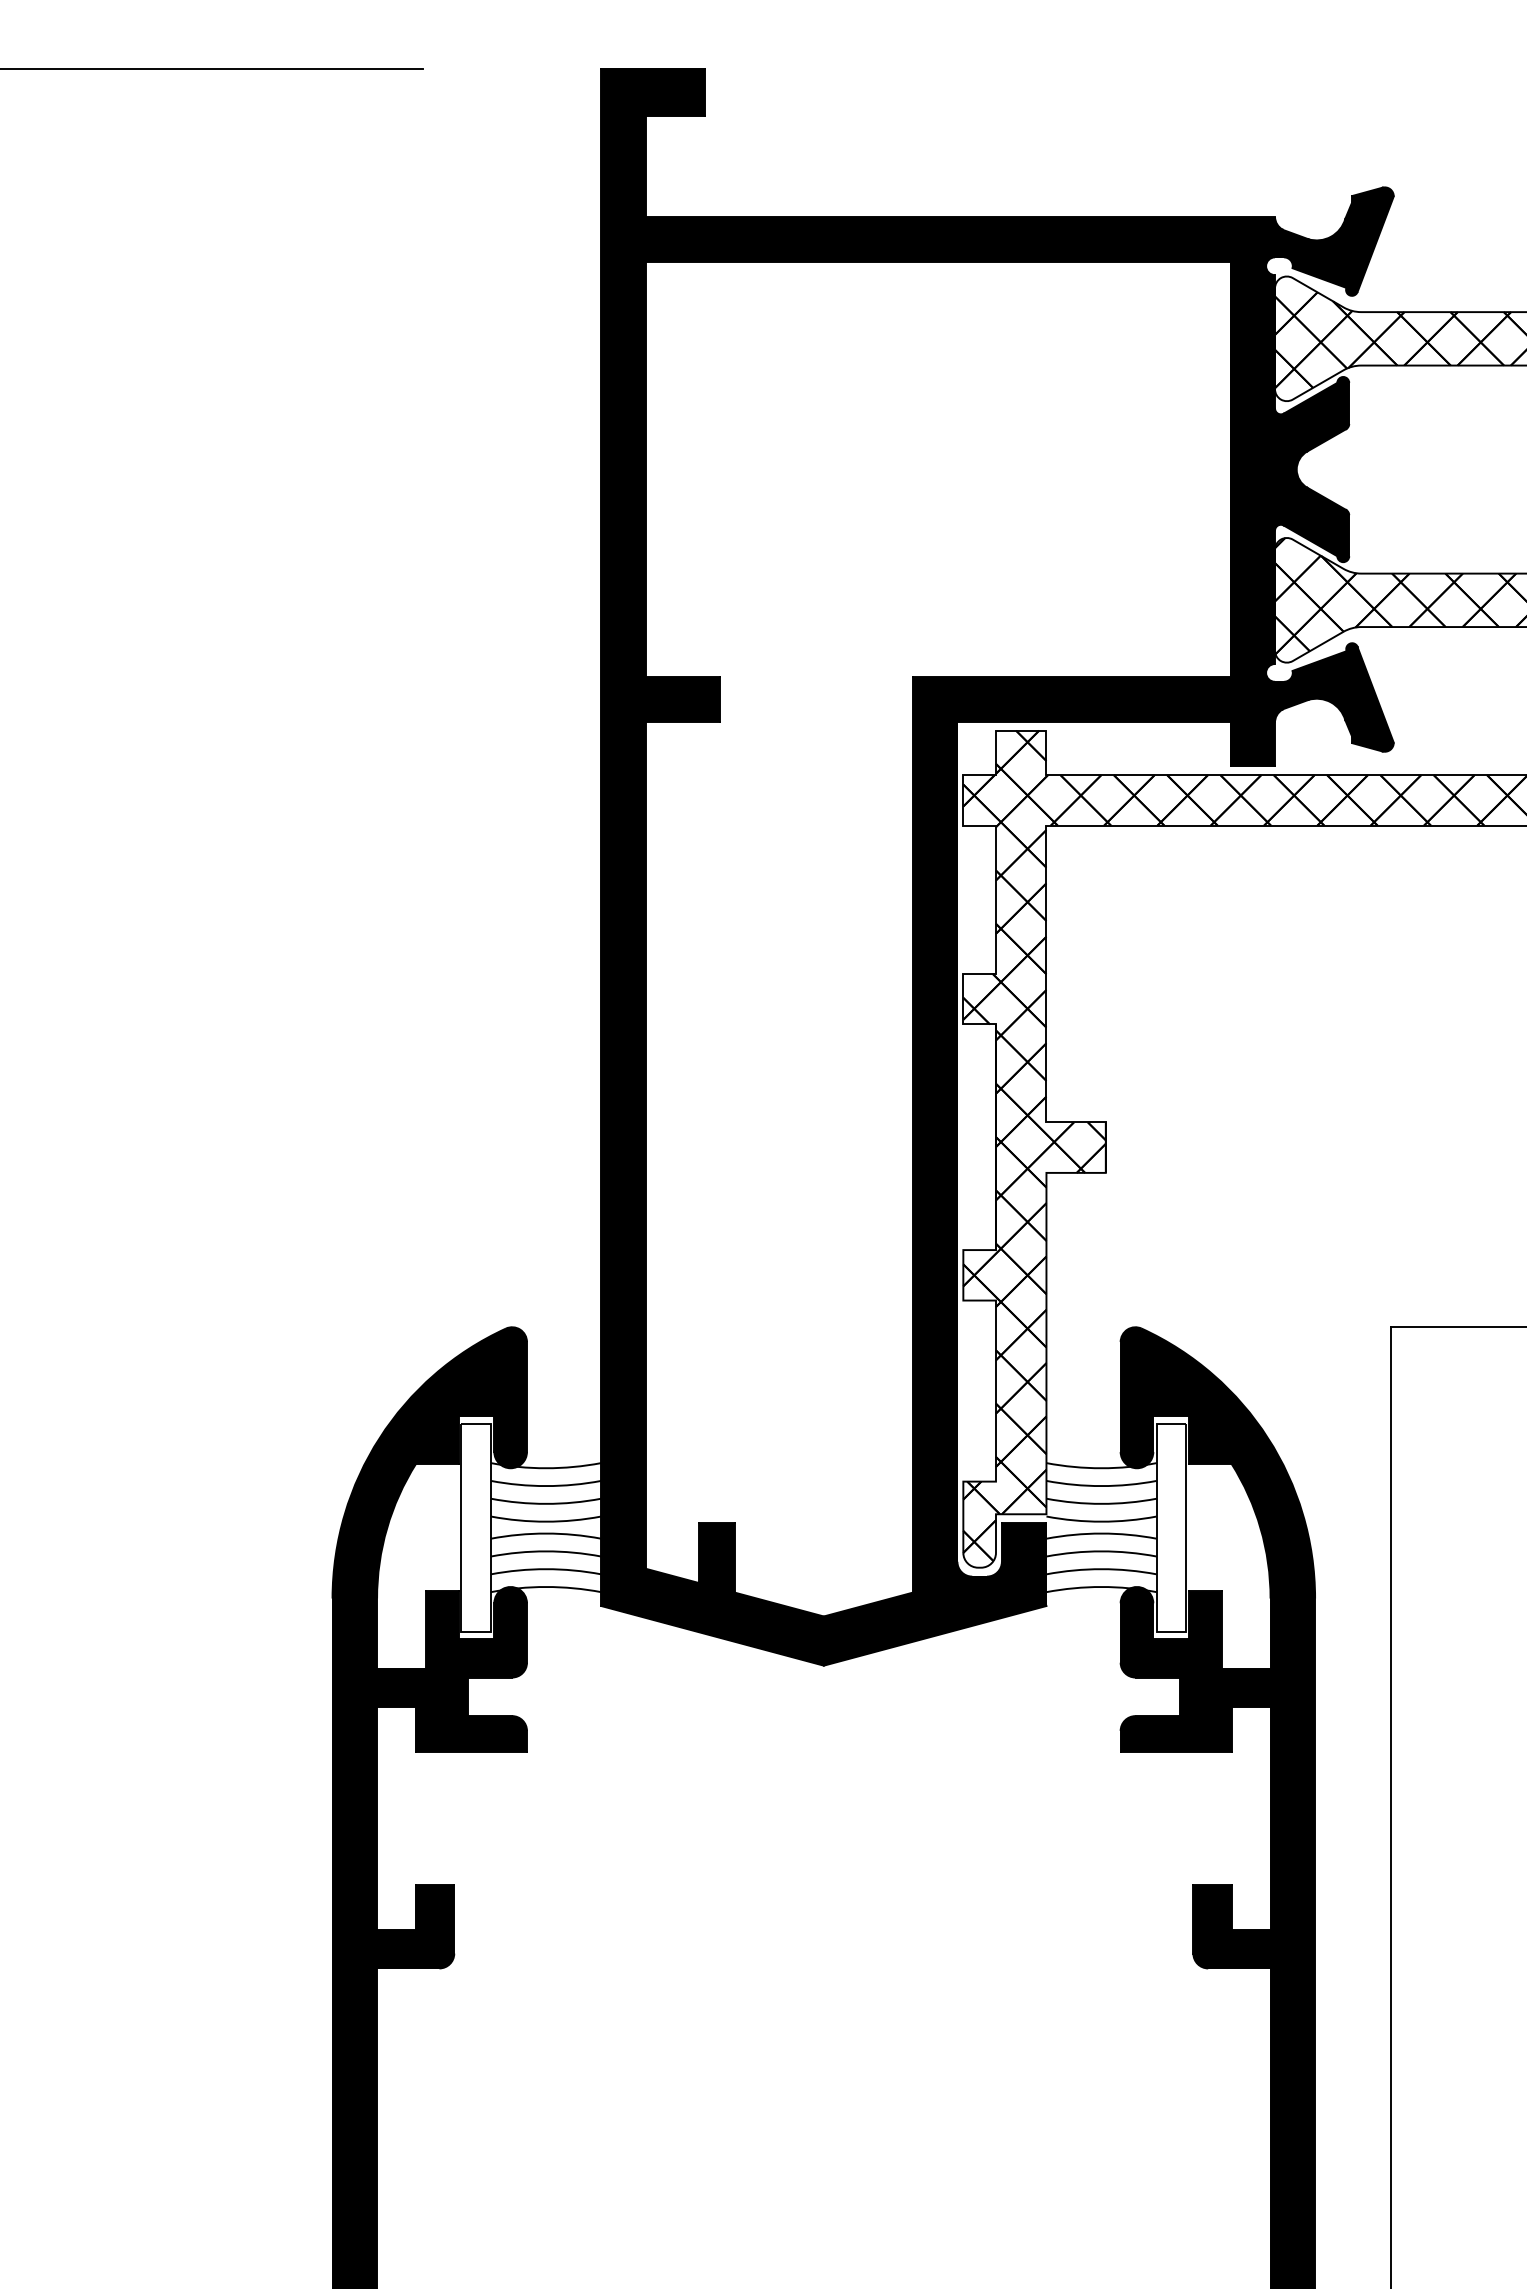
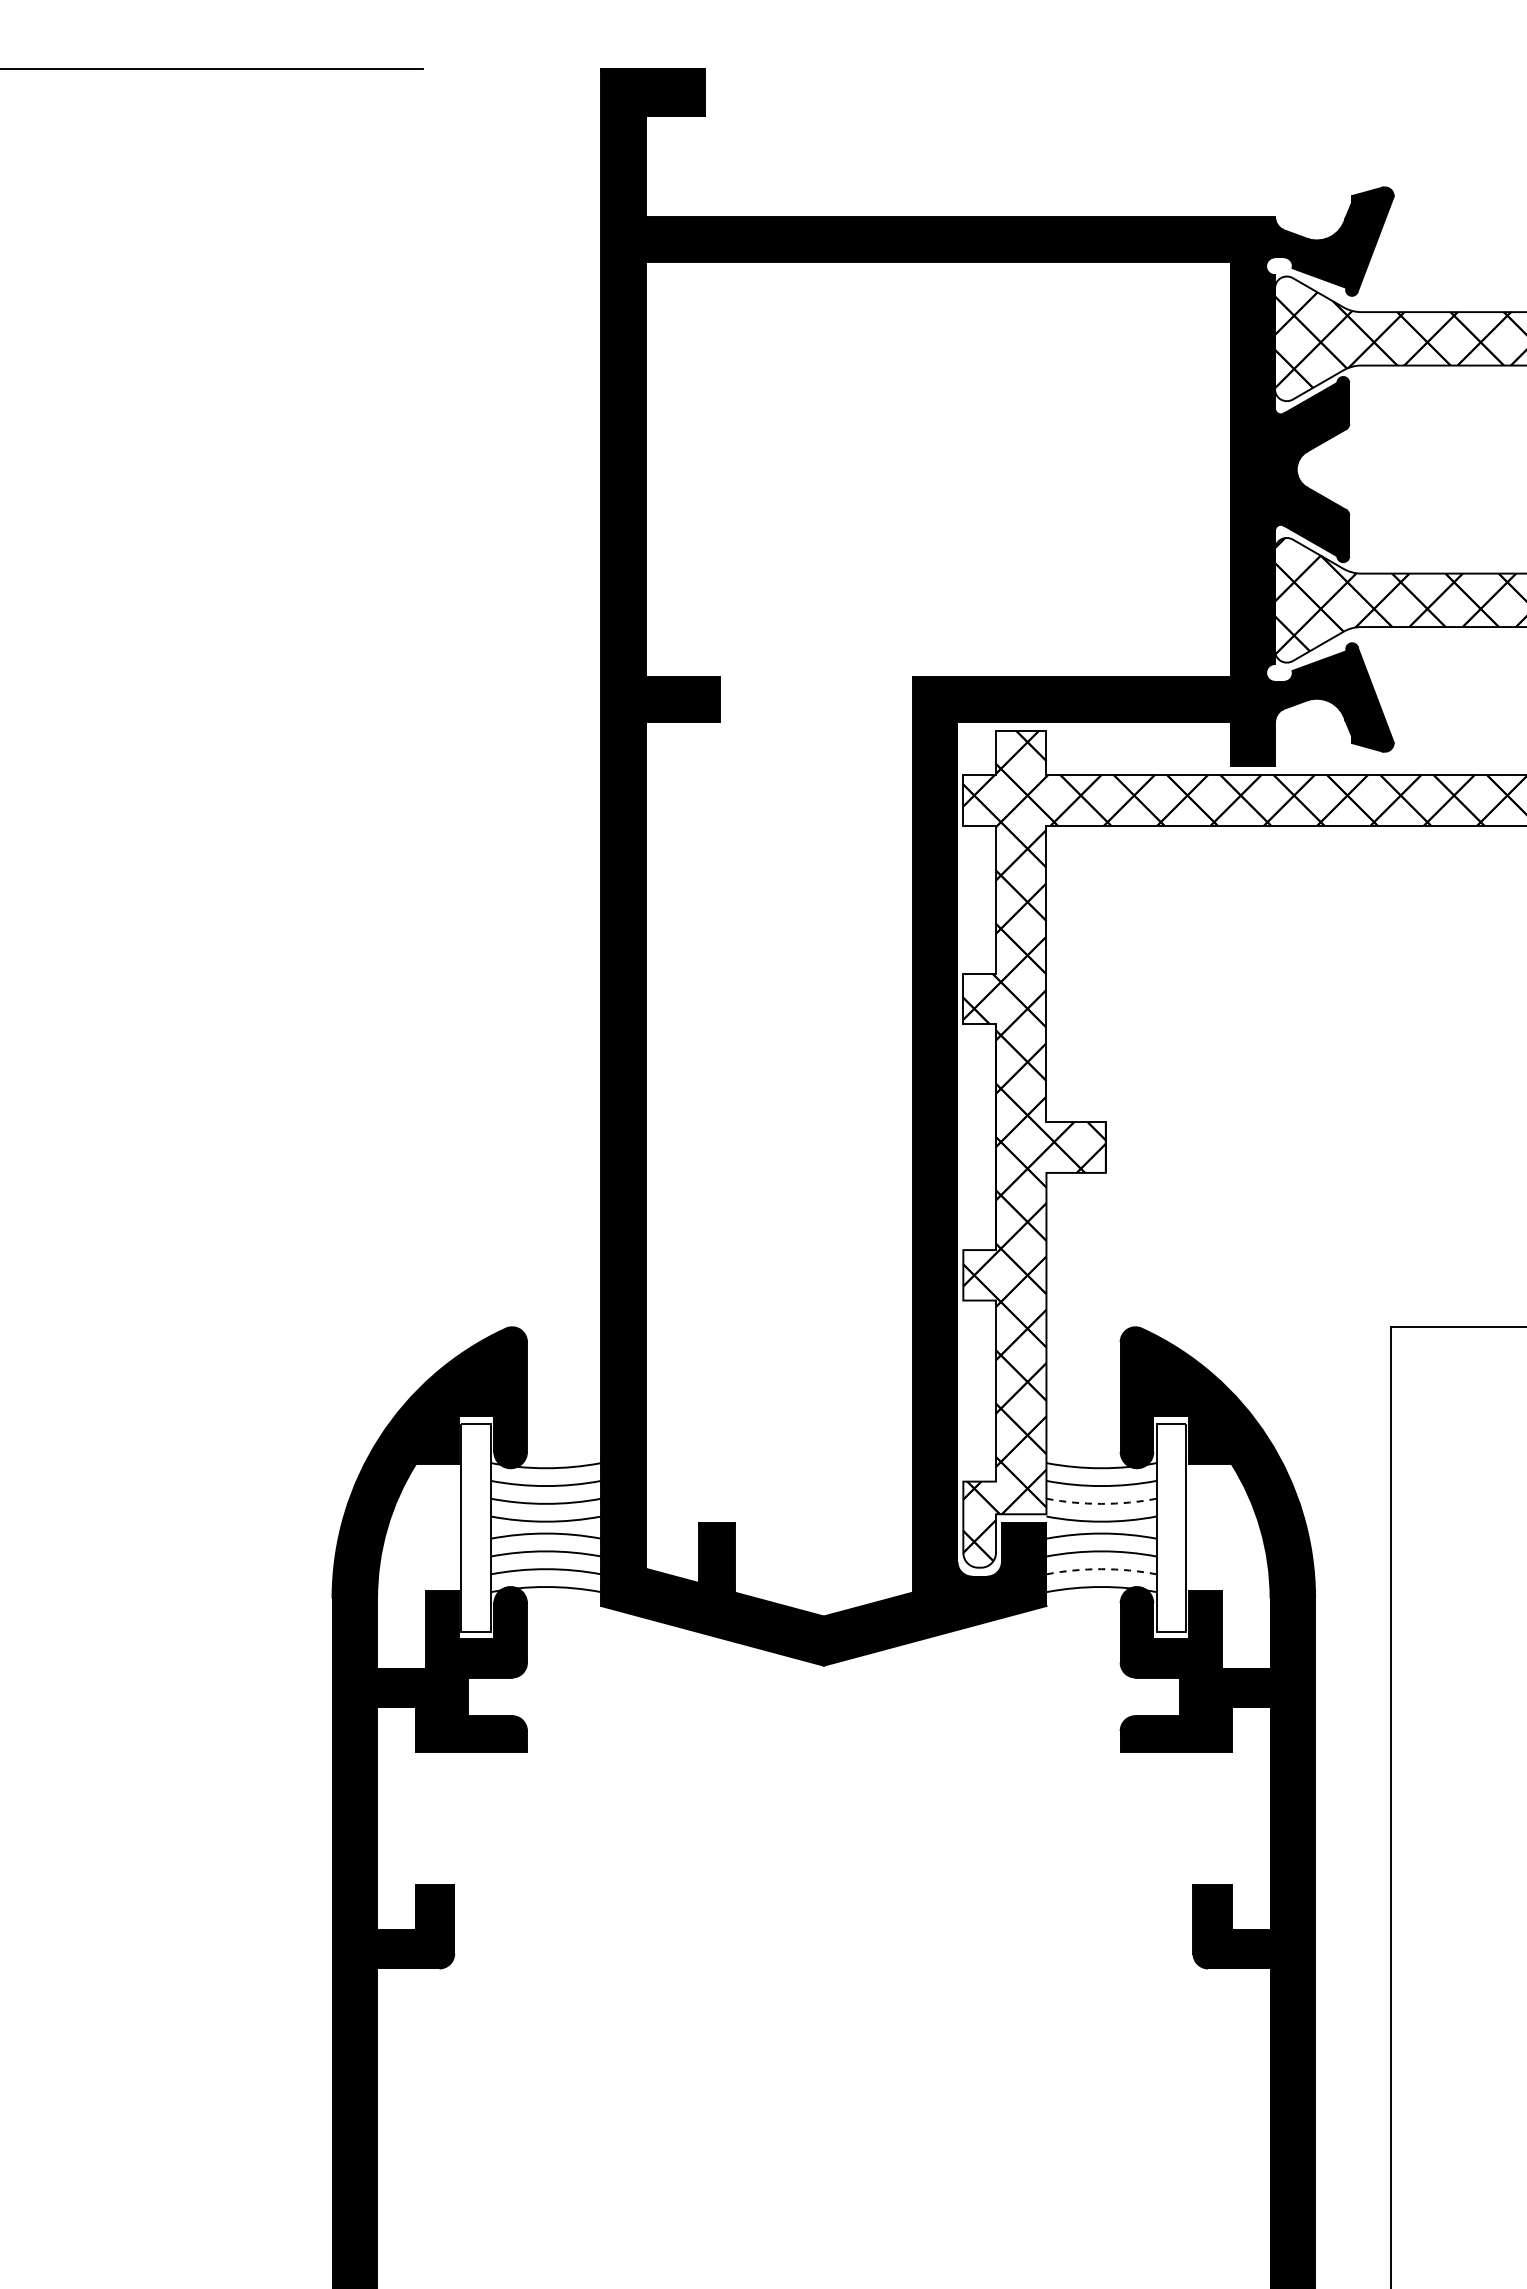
arc: solid -> dashed (1101, 1503)
arc: solid -> dashed (1101, 1569)
